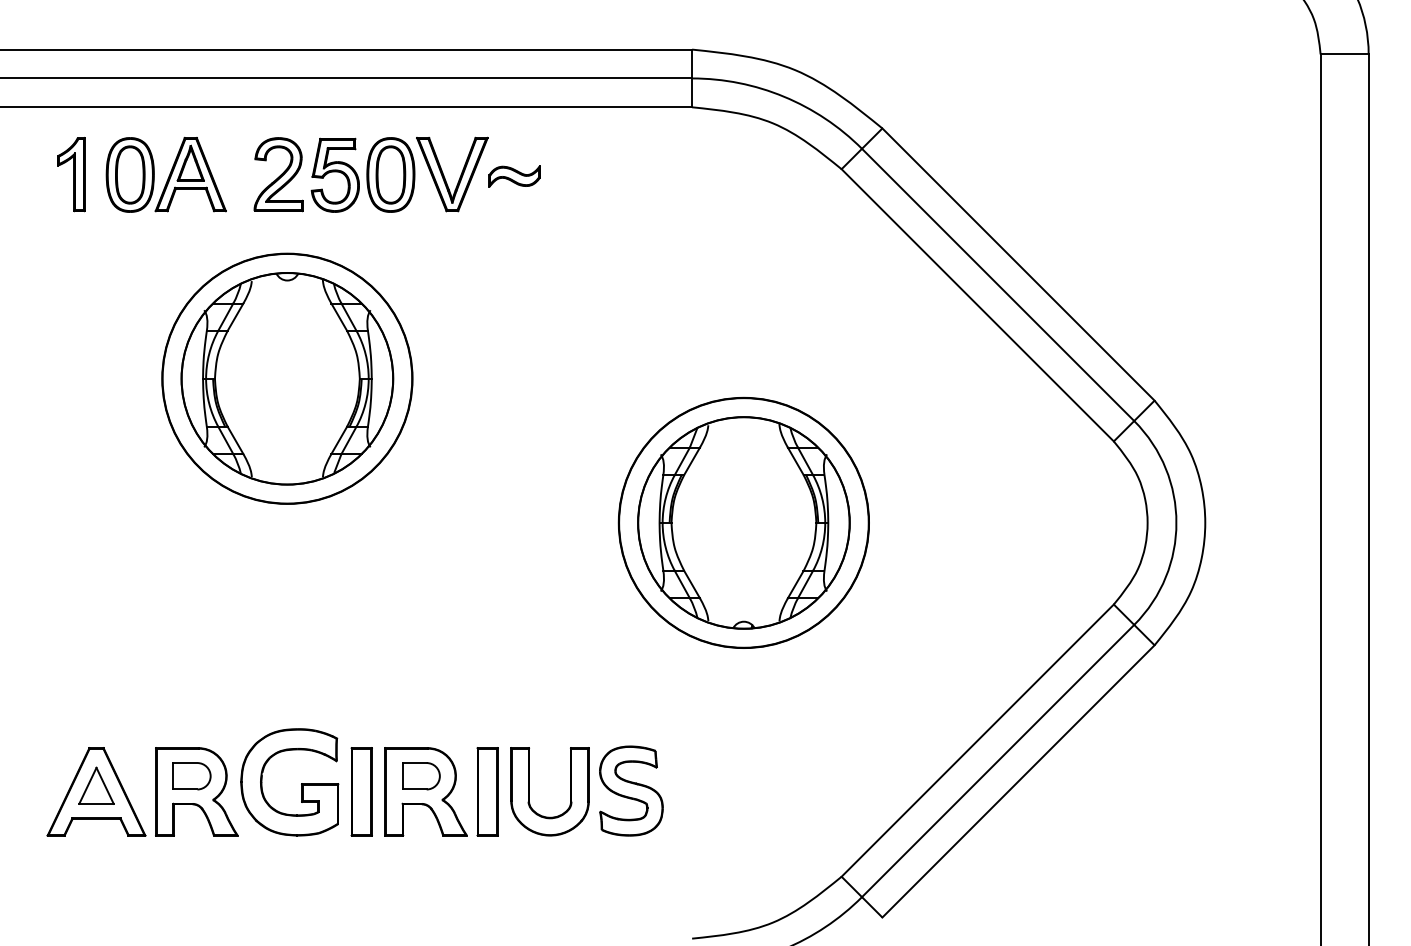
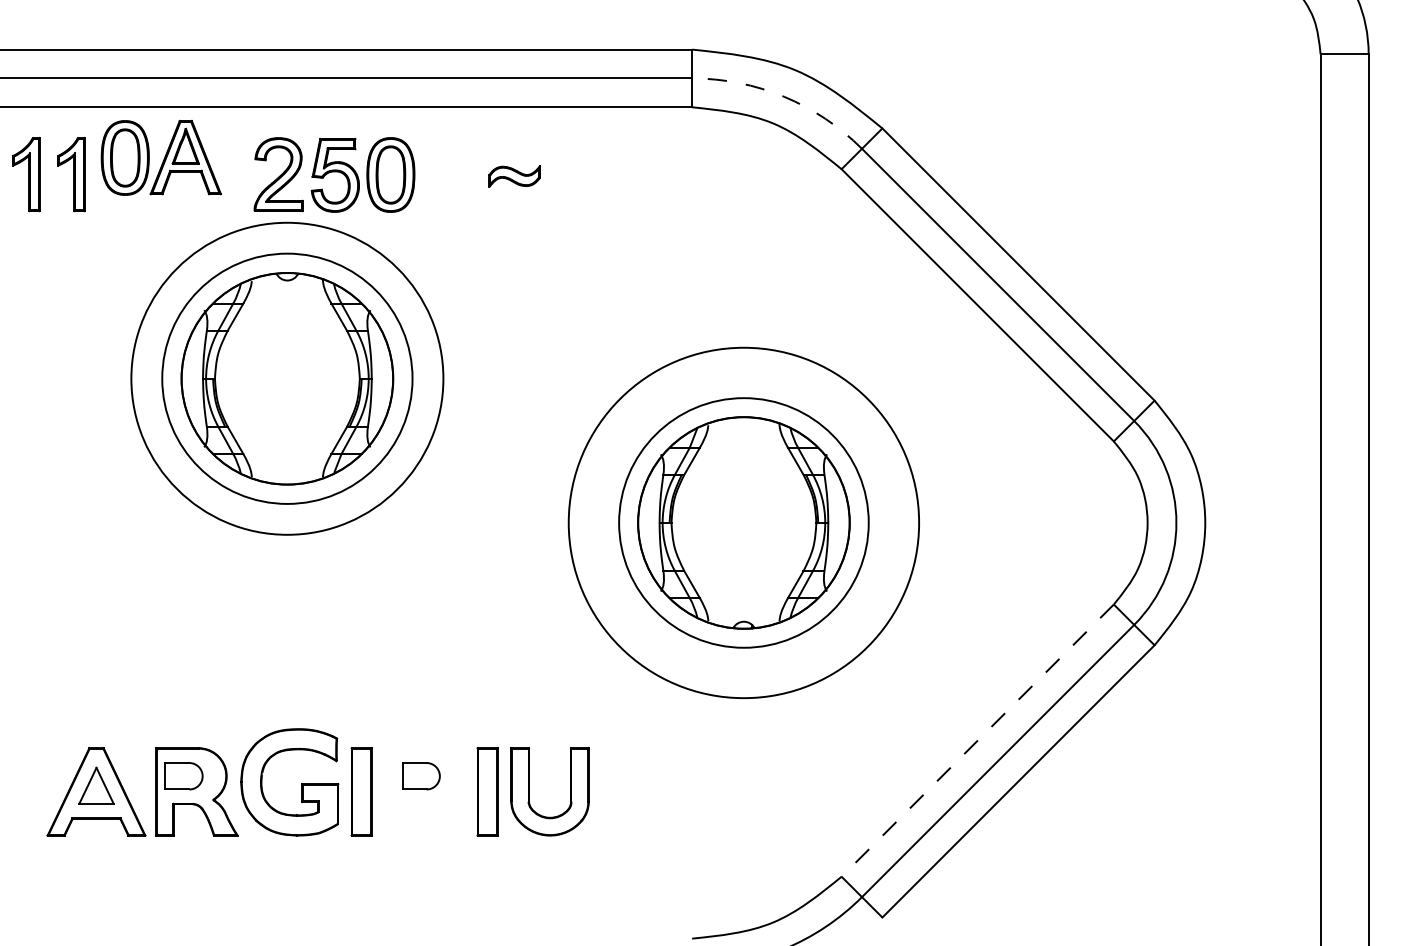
arc: solid -> dashed (784, 96)
part: none -> present (26, 174)
part position: (165, 174) -> (160, 157) (160, 157)
part: present -> none (445, 177)
circle diameter: 250 px -> 312 px (287, 378)
circle diameter: 250 px -> 350 px (743, 522)
line: solid -> dashed (977, 740)
part position: (191, 776) -> (183, 776) (183, 776)
part: present -> none (631, 790)
part: present -> none (425, 791)
